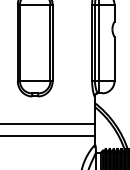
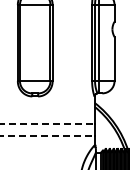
line: solid -> dashed (47, 123)
line: solid -> dashed (48, 136)
